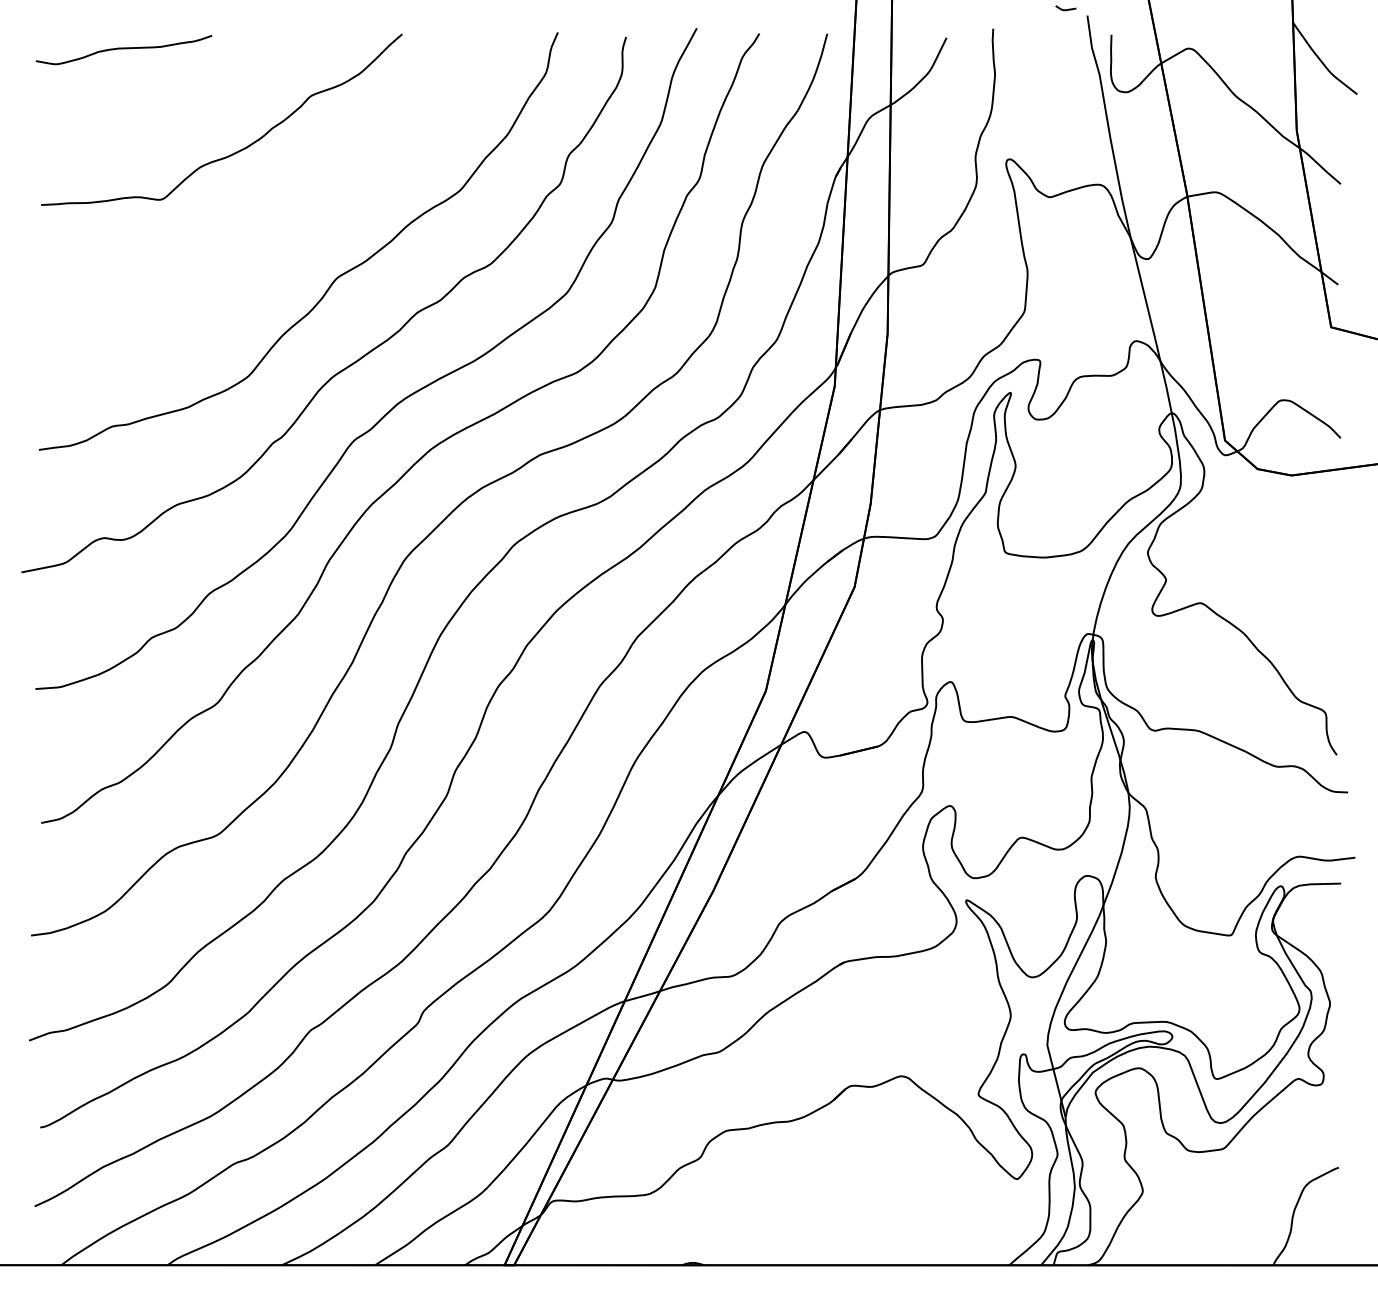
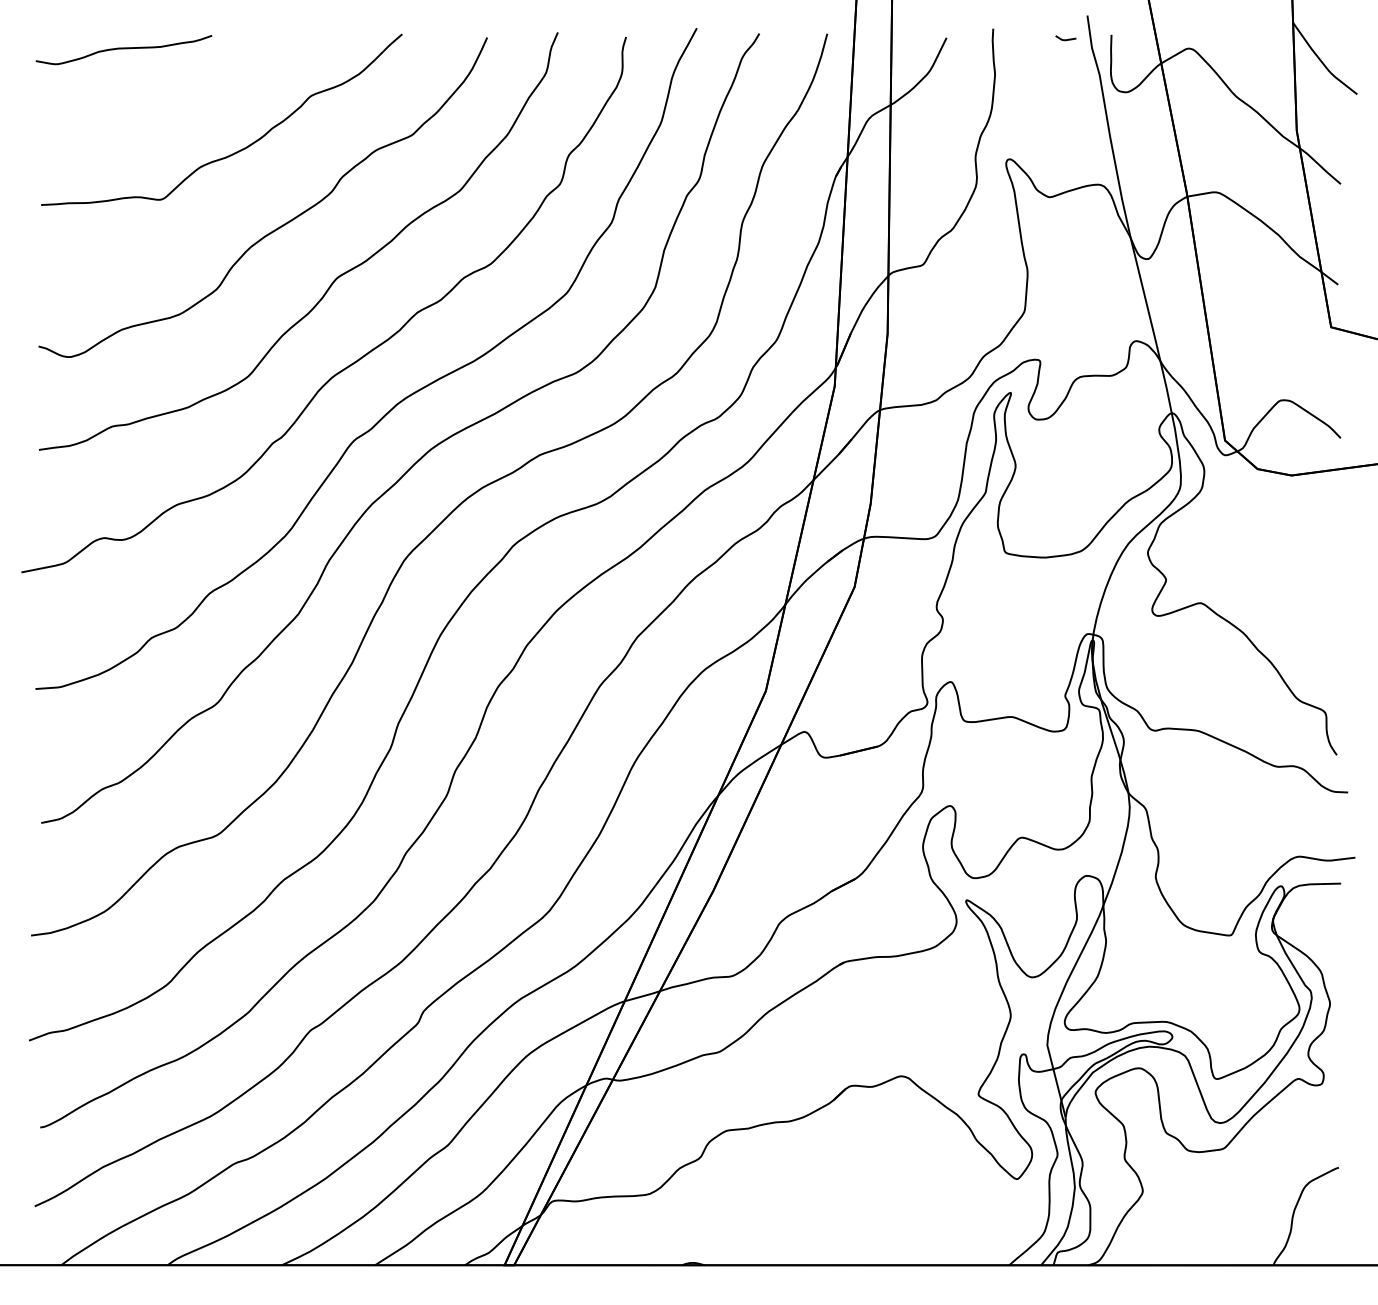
line position: (1065, 9) -> (1065, 39) (1065, 39)
curve: none -> present (277, 227)
